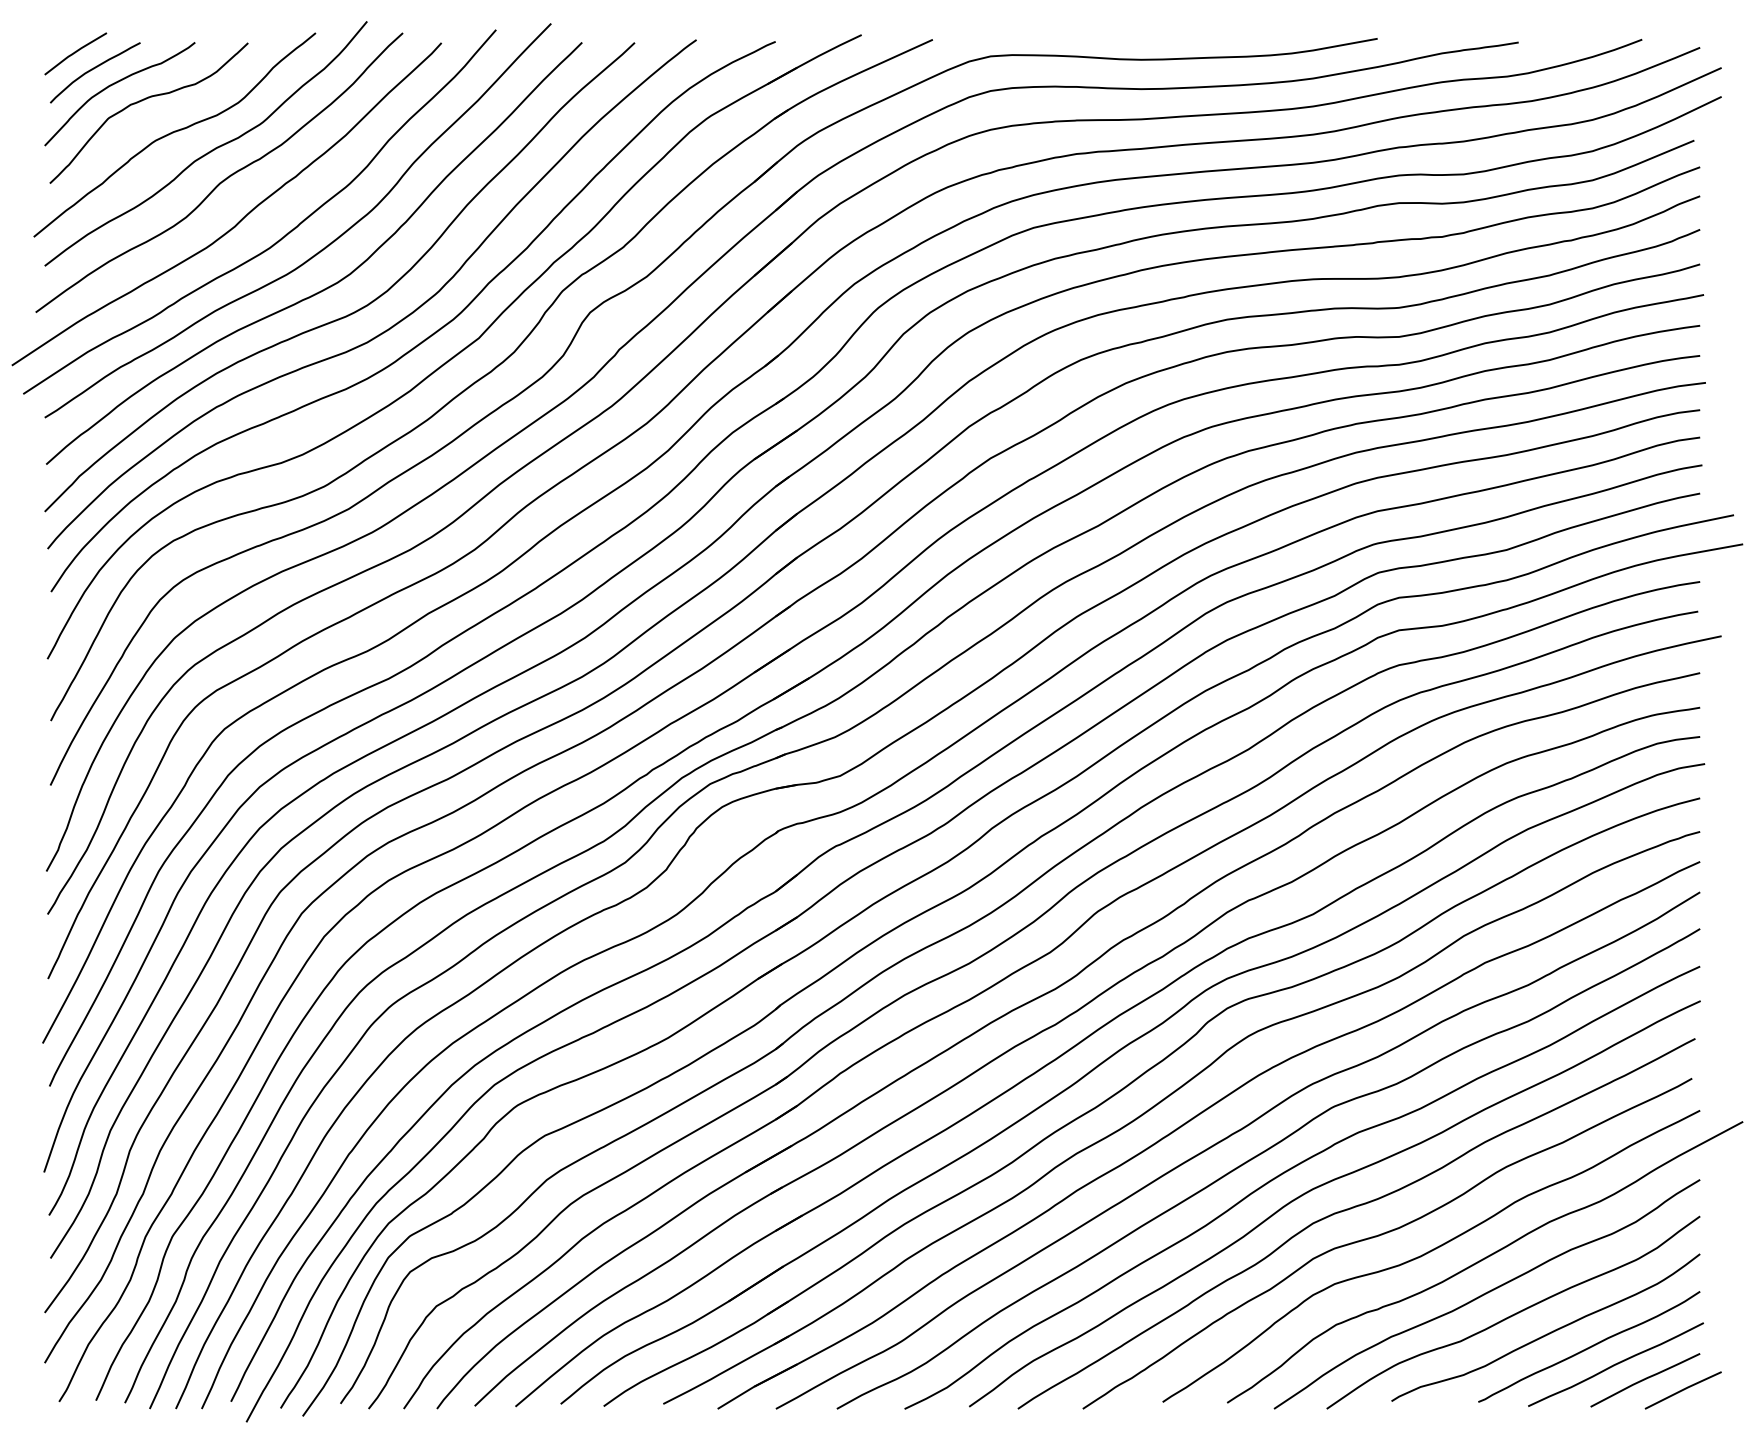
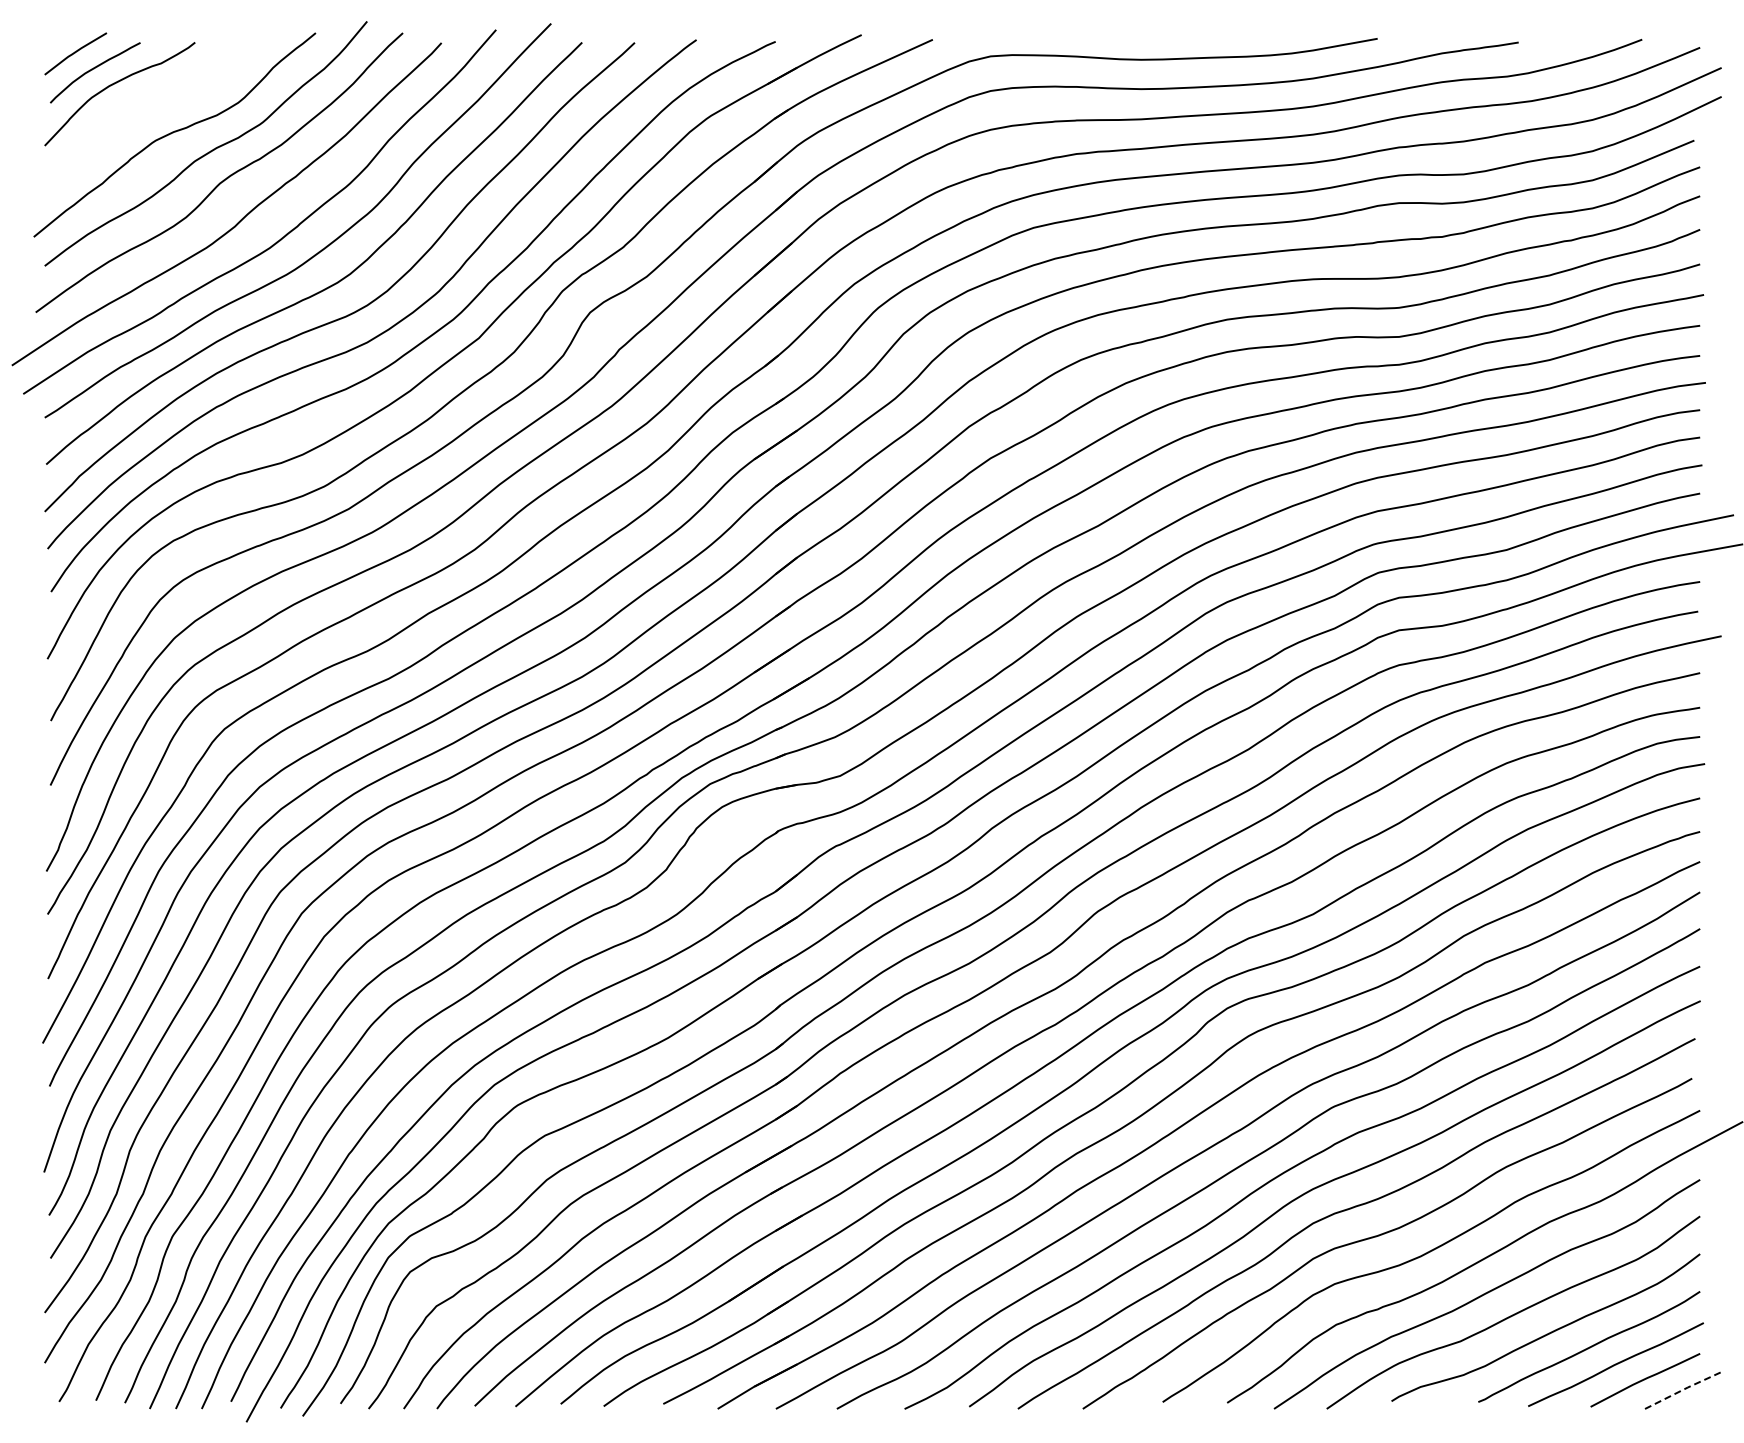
curve: present -> none (142, 101)
line: solid -> dashed (1684, 1389)
